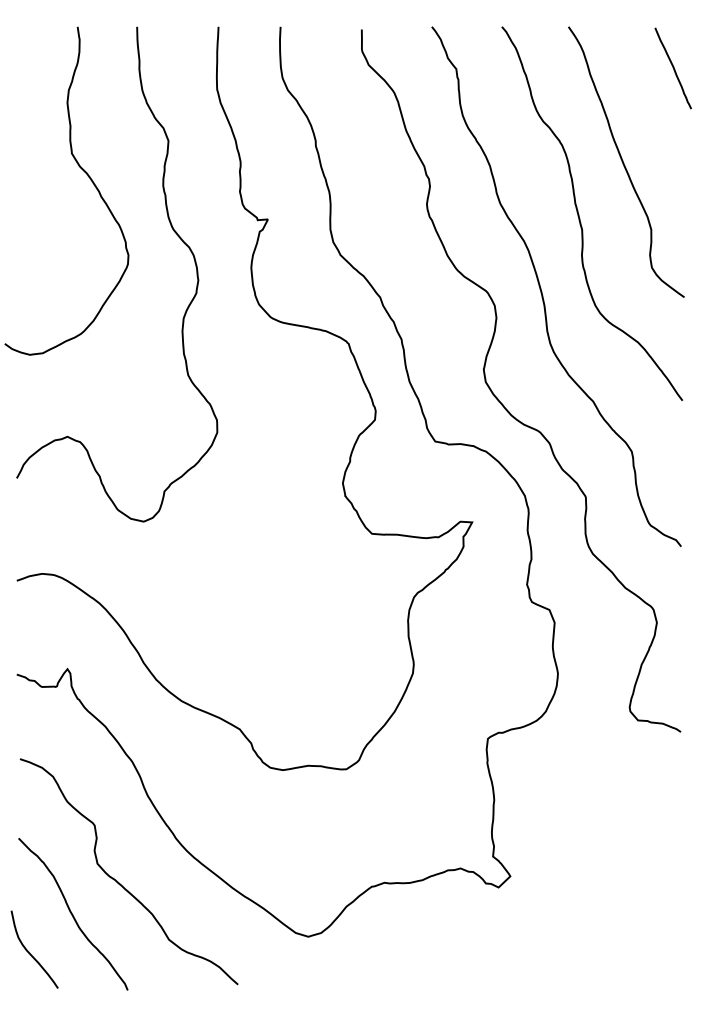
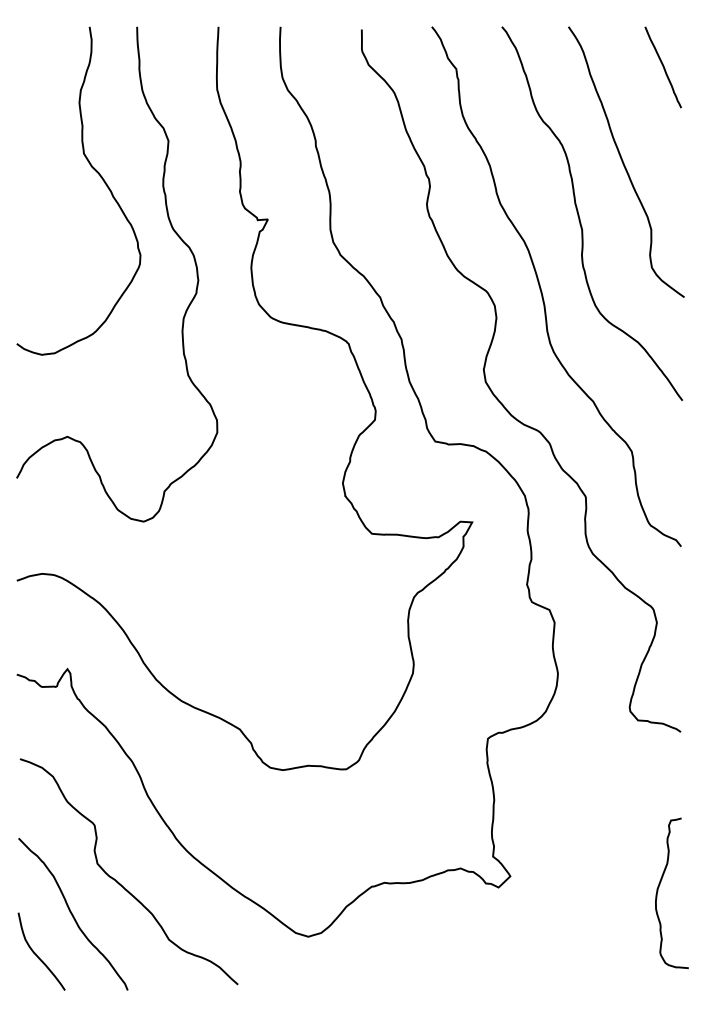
line position: (672, 67) -> (662, 66) (662, 66)
curve position: (87, 176) -> (99, 176) (99, 176)
curve: none -> present (658, 891)
curve position: (29, 951) -> (36, 953) (36, 953)
